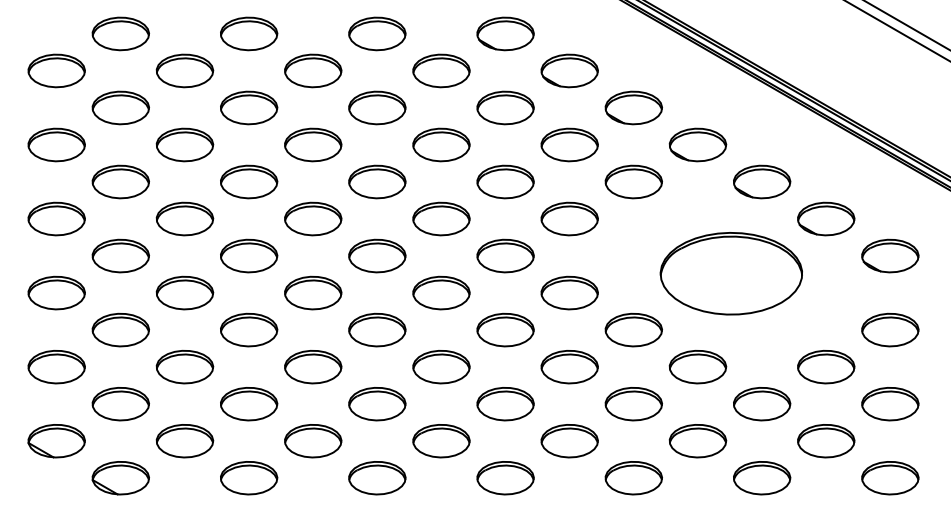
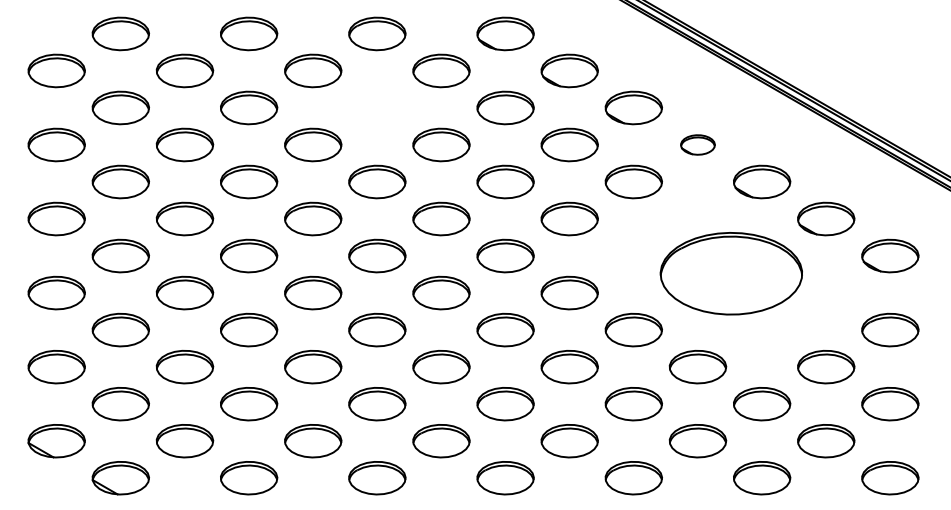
line: present -> none (907, 25)
line: present -> none (897, 30)
part: present -> none (377, 107)
part size: 60x36 px -> 36x22 px (697, 144)
